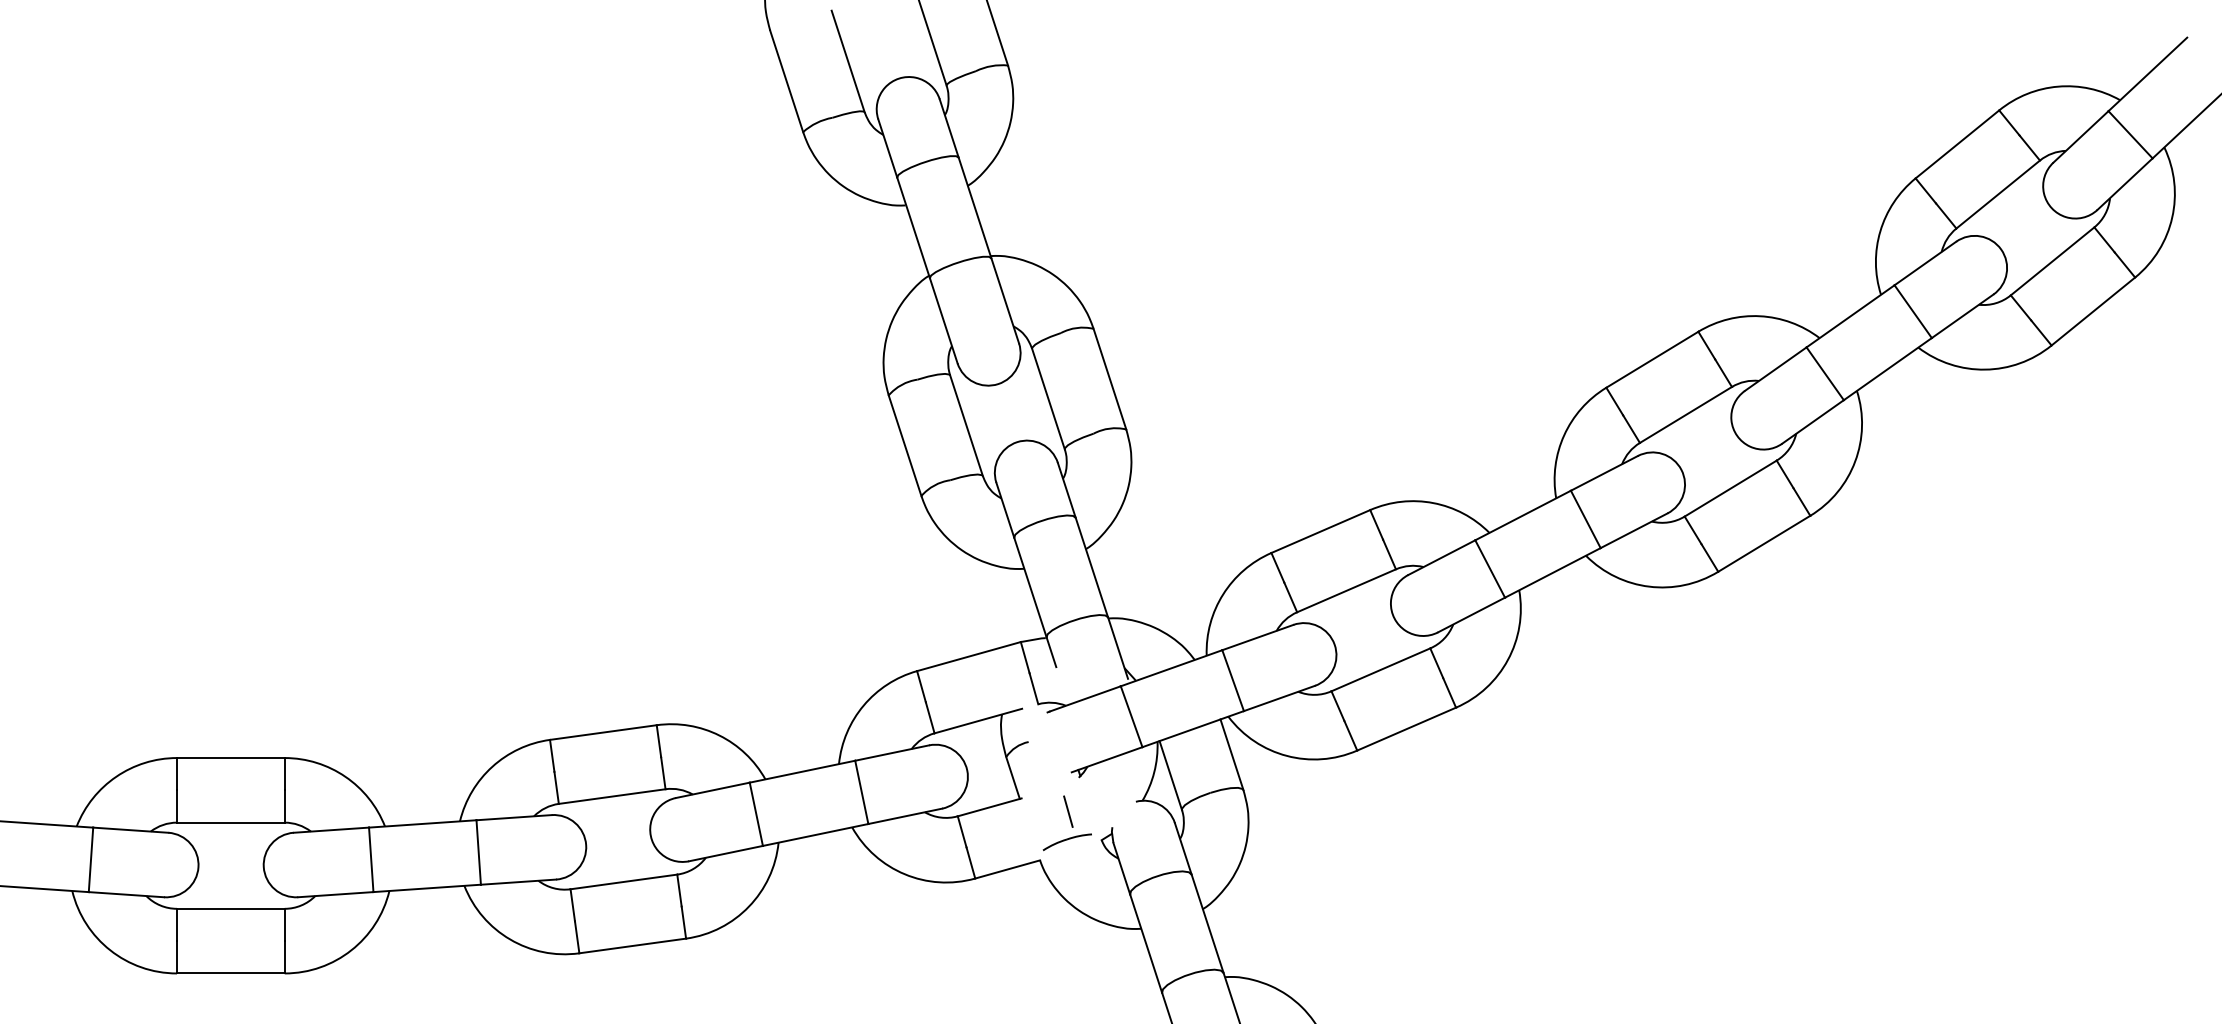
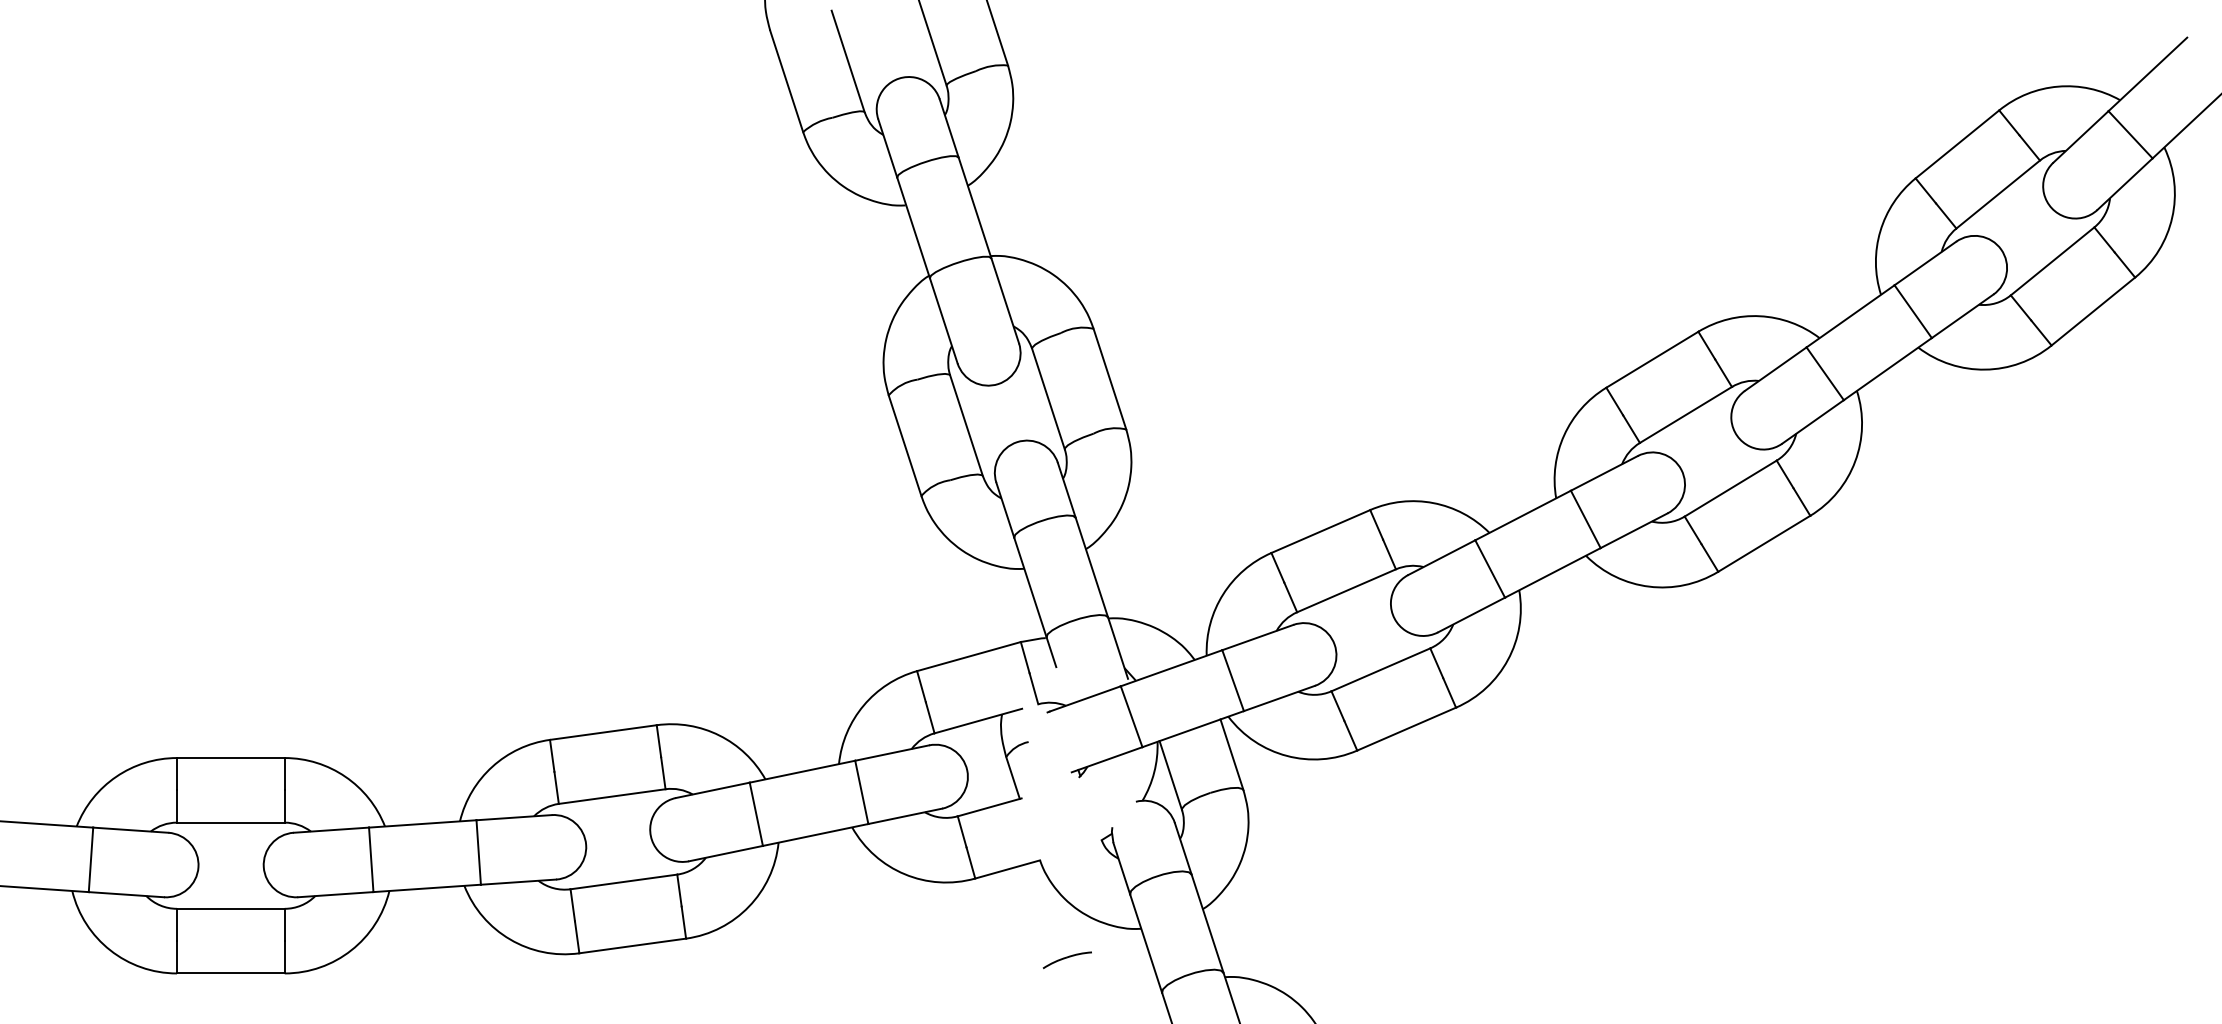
line: present -> none (1068, 811)
part position: (1066, 842) -> (1066, 960) (1066, 960)
